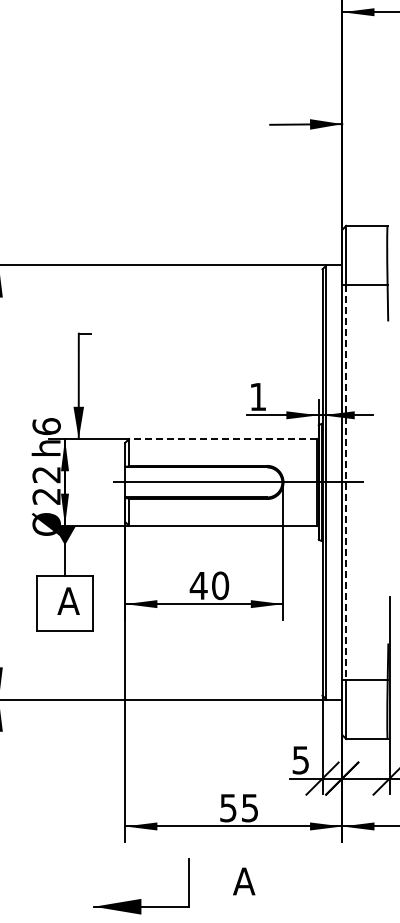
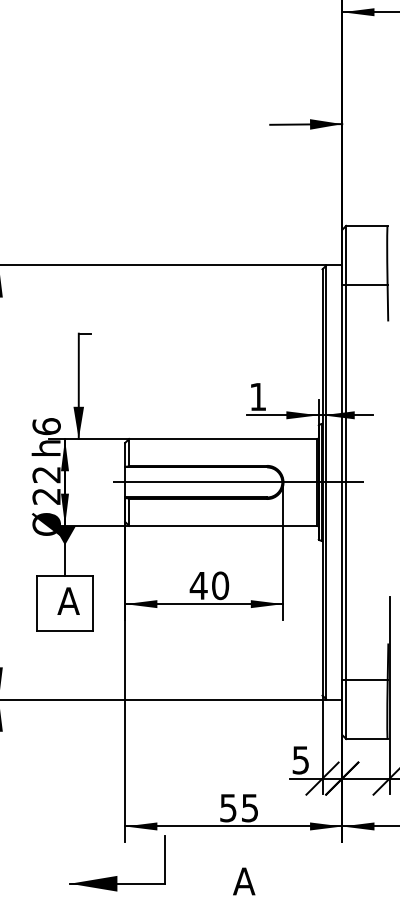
line: dashed -> solid (222, 439)
line: dashed -> solid (346, 482)
part position: (141, 899) -> (117, 876) (117, 876)
